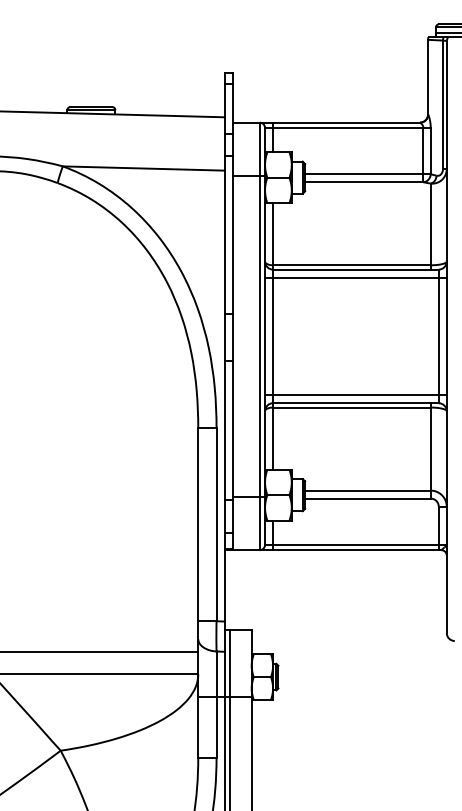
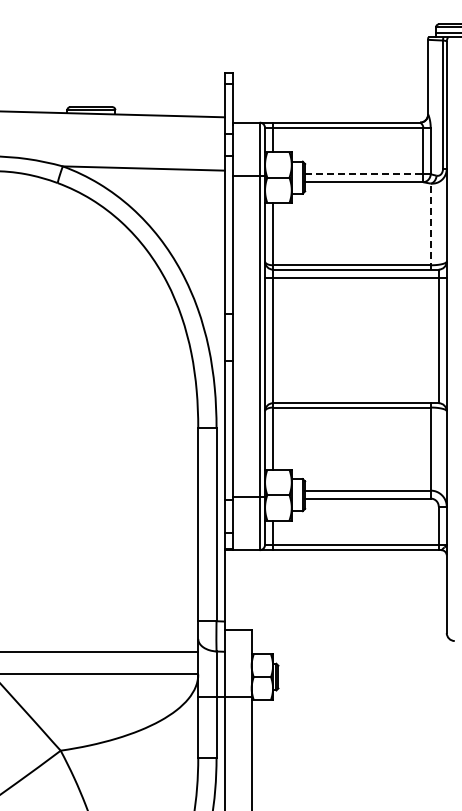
line: solid -> dashed (364, 174)
line: solid -> dashed (430, 226)
line: present -> none (355, 395)
line: present -> none (230, 718)
